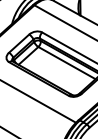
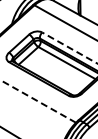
line: solid -> dashed (69, 48)
line: solid -> dashed (37, 101)
